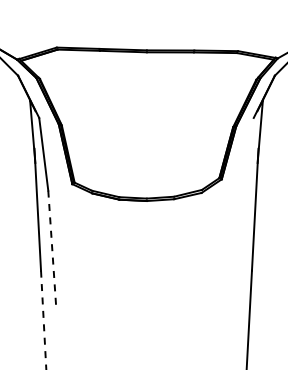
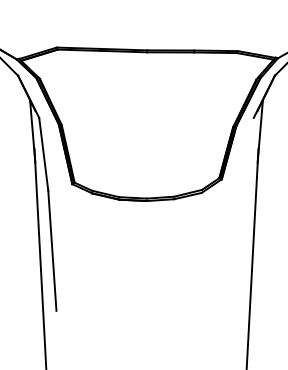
line: dashed -> solid (52, 251)
line: dashed -> solid (43, 320)
